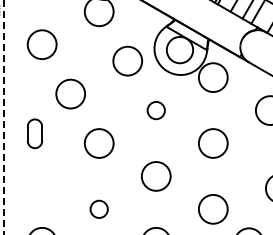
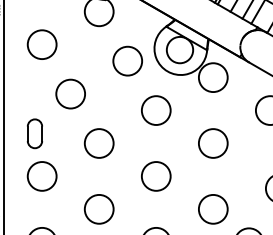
circle diameter: 17 px -> 29 px (155, 110)
line: dashed -> solid (4, 117)
circle: none -> present (41, 176)
circle diameter: 17 px -> 29 px (98, 208)
